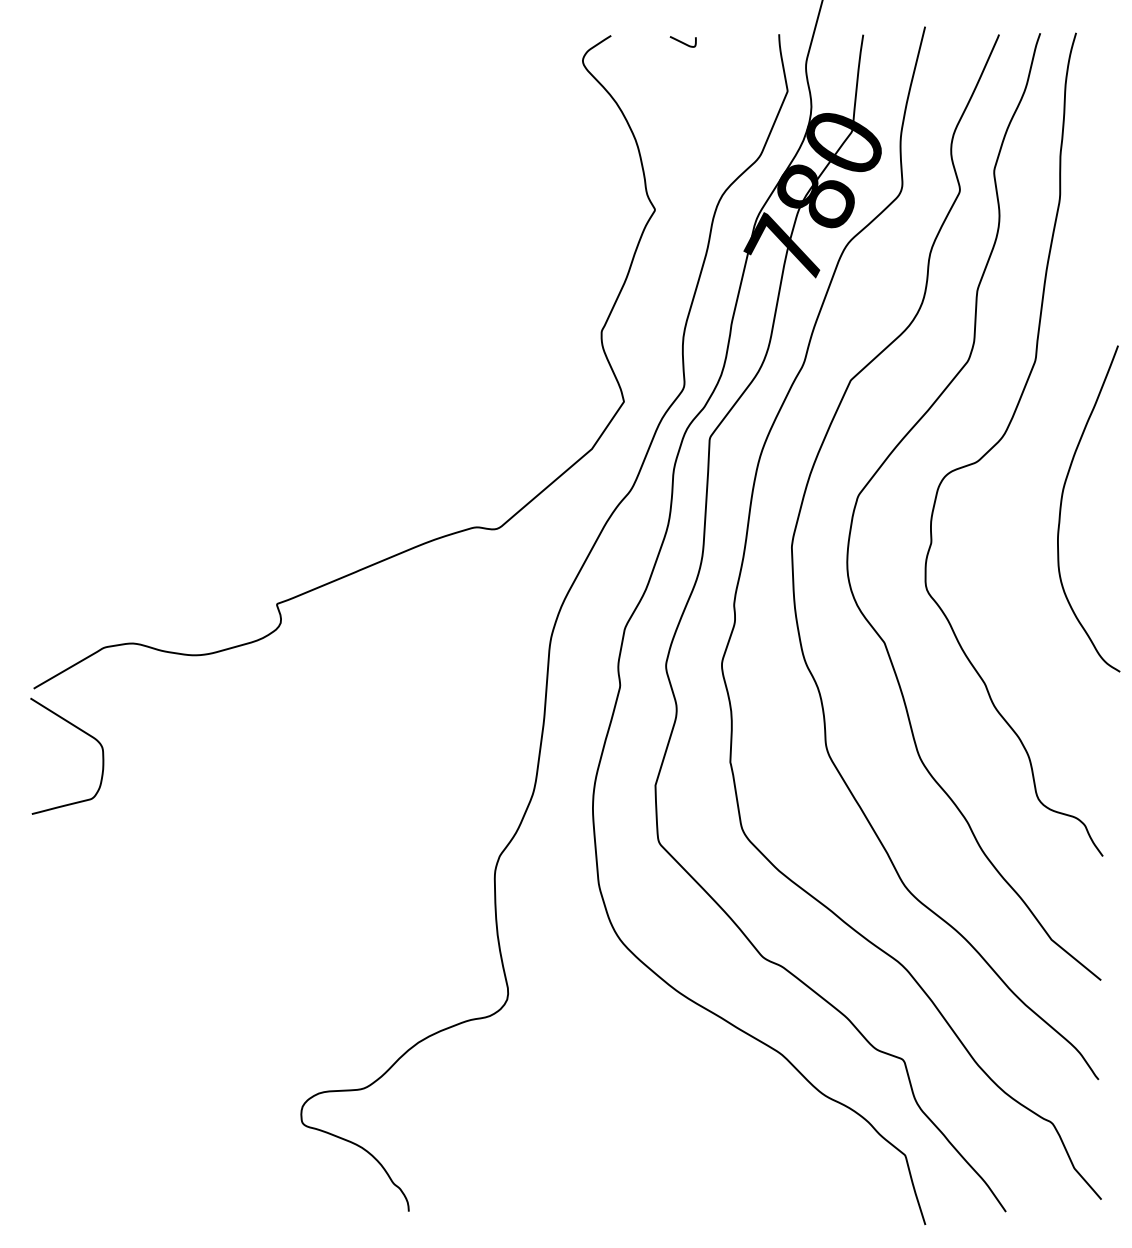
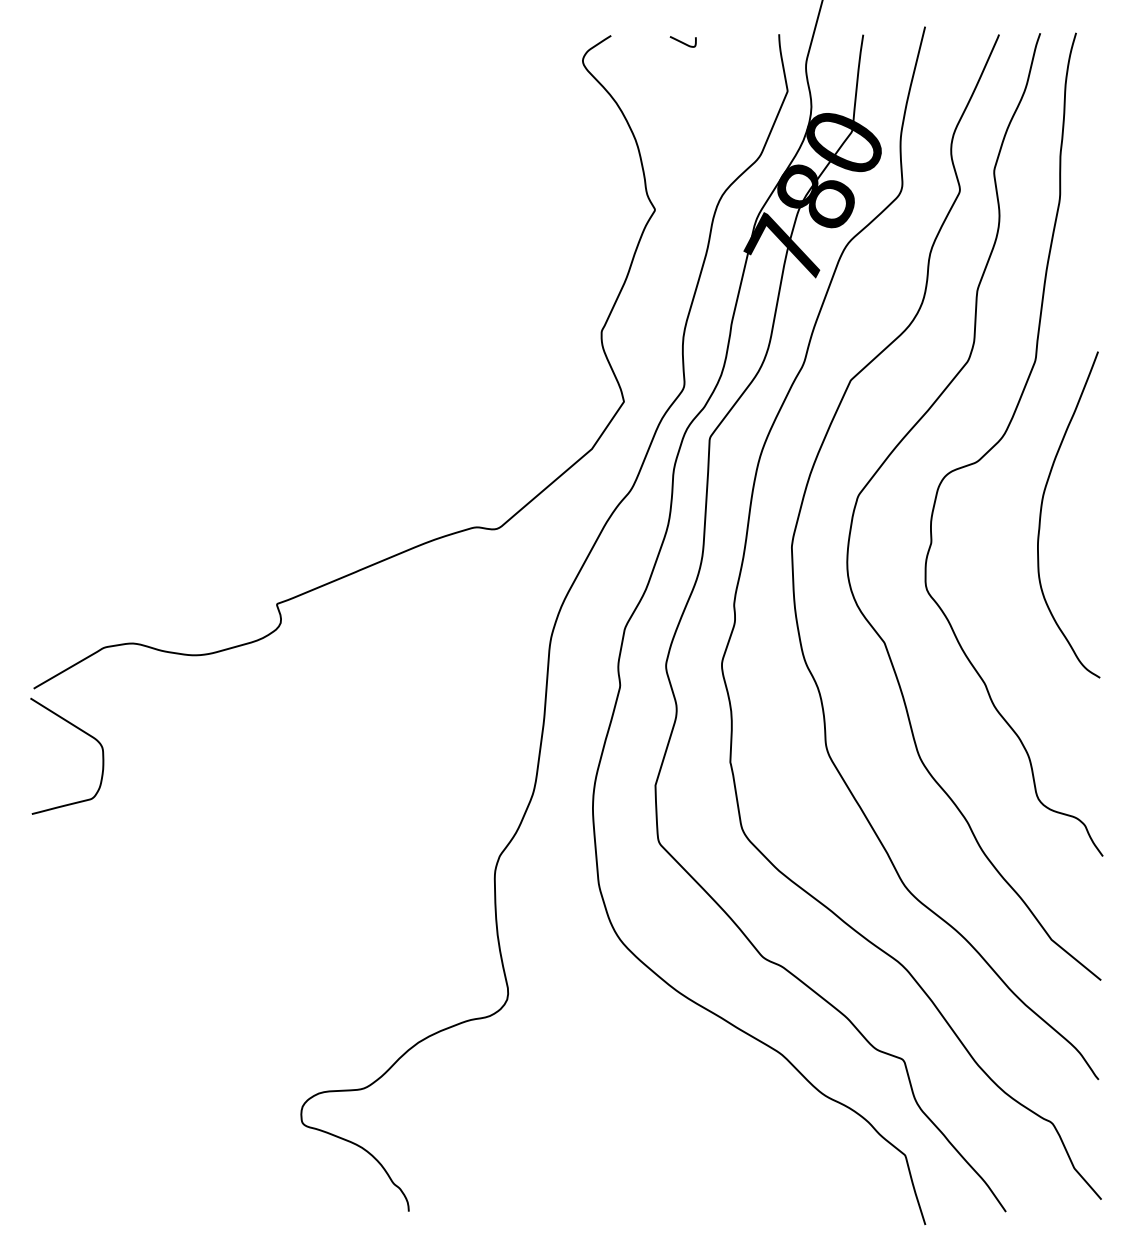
curve position: (1062, 502) -> (1042, 508) (1042, 508)
